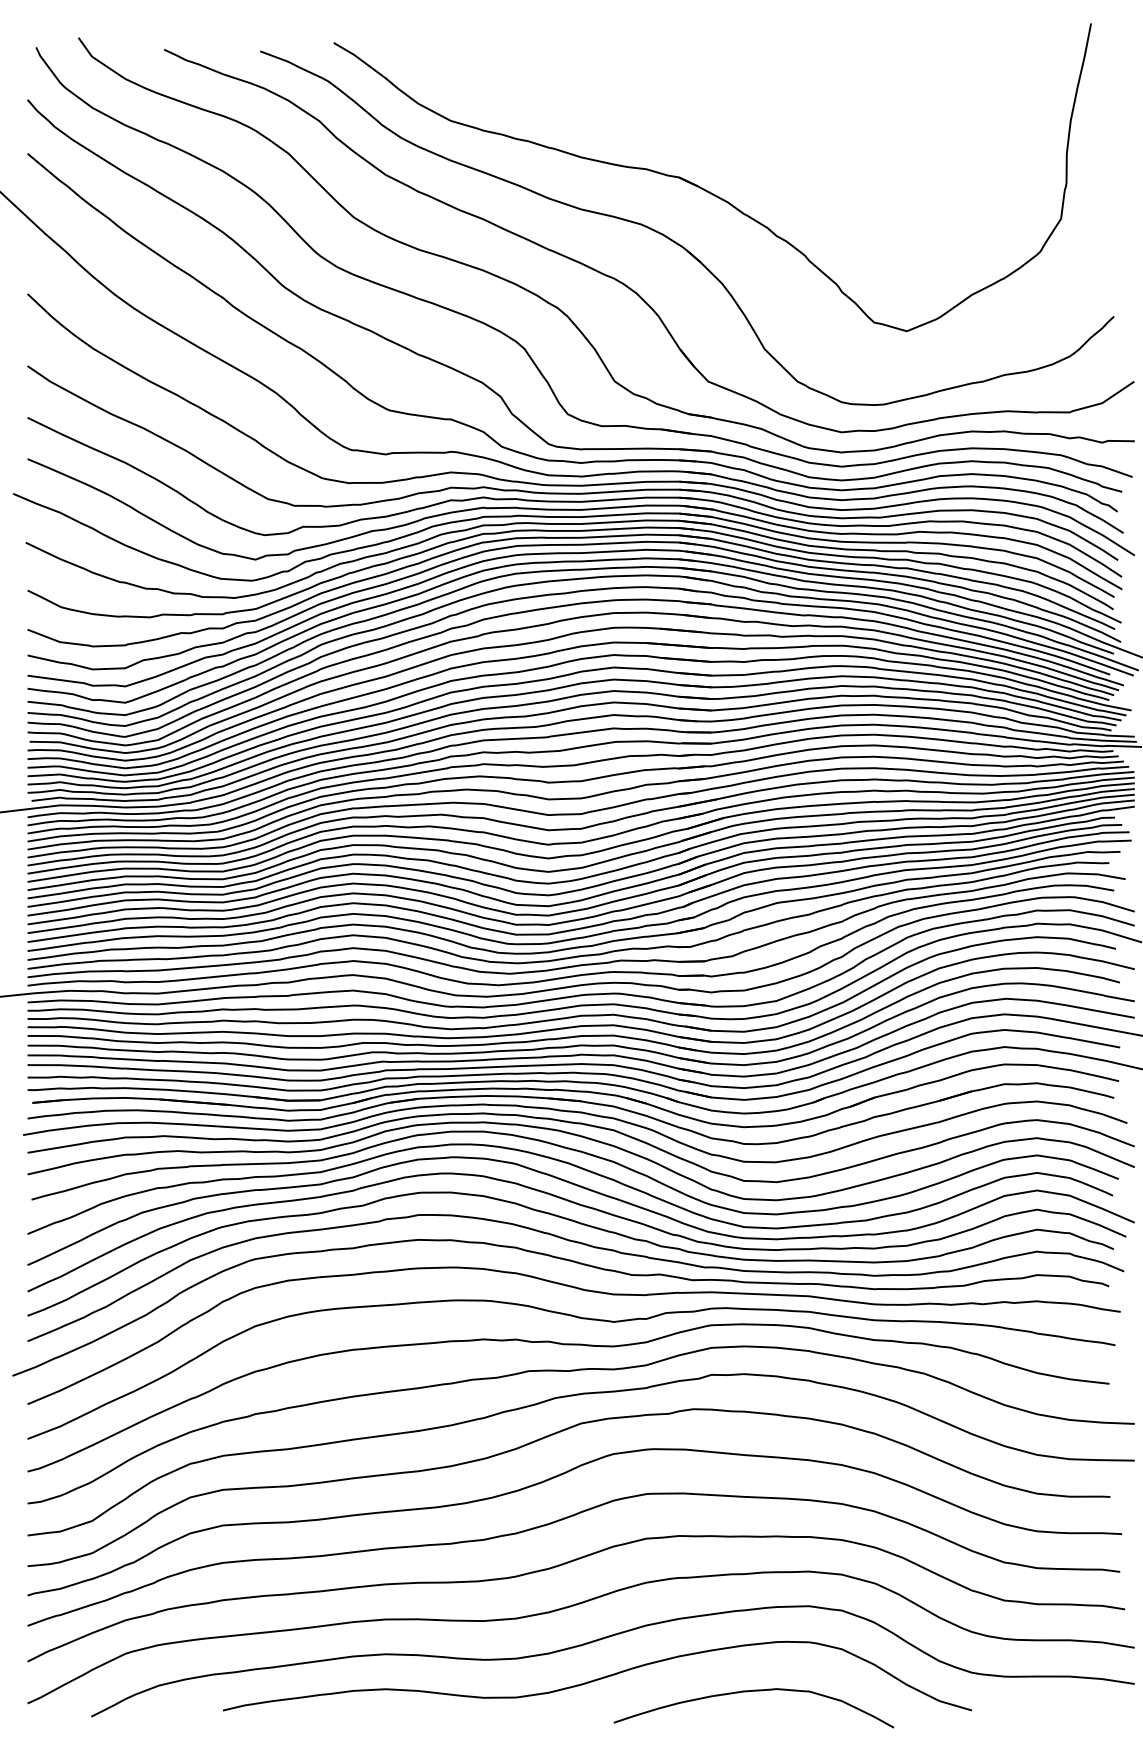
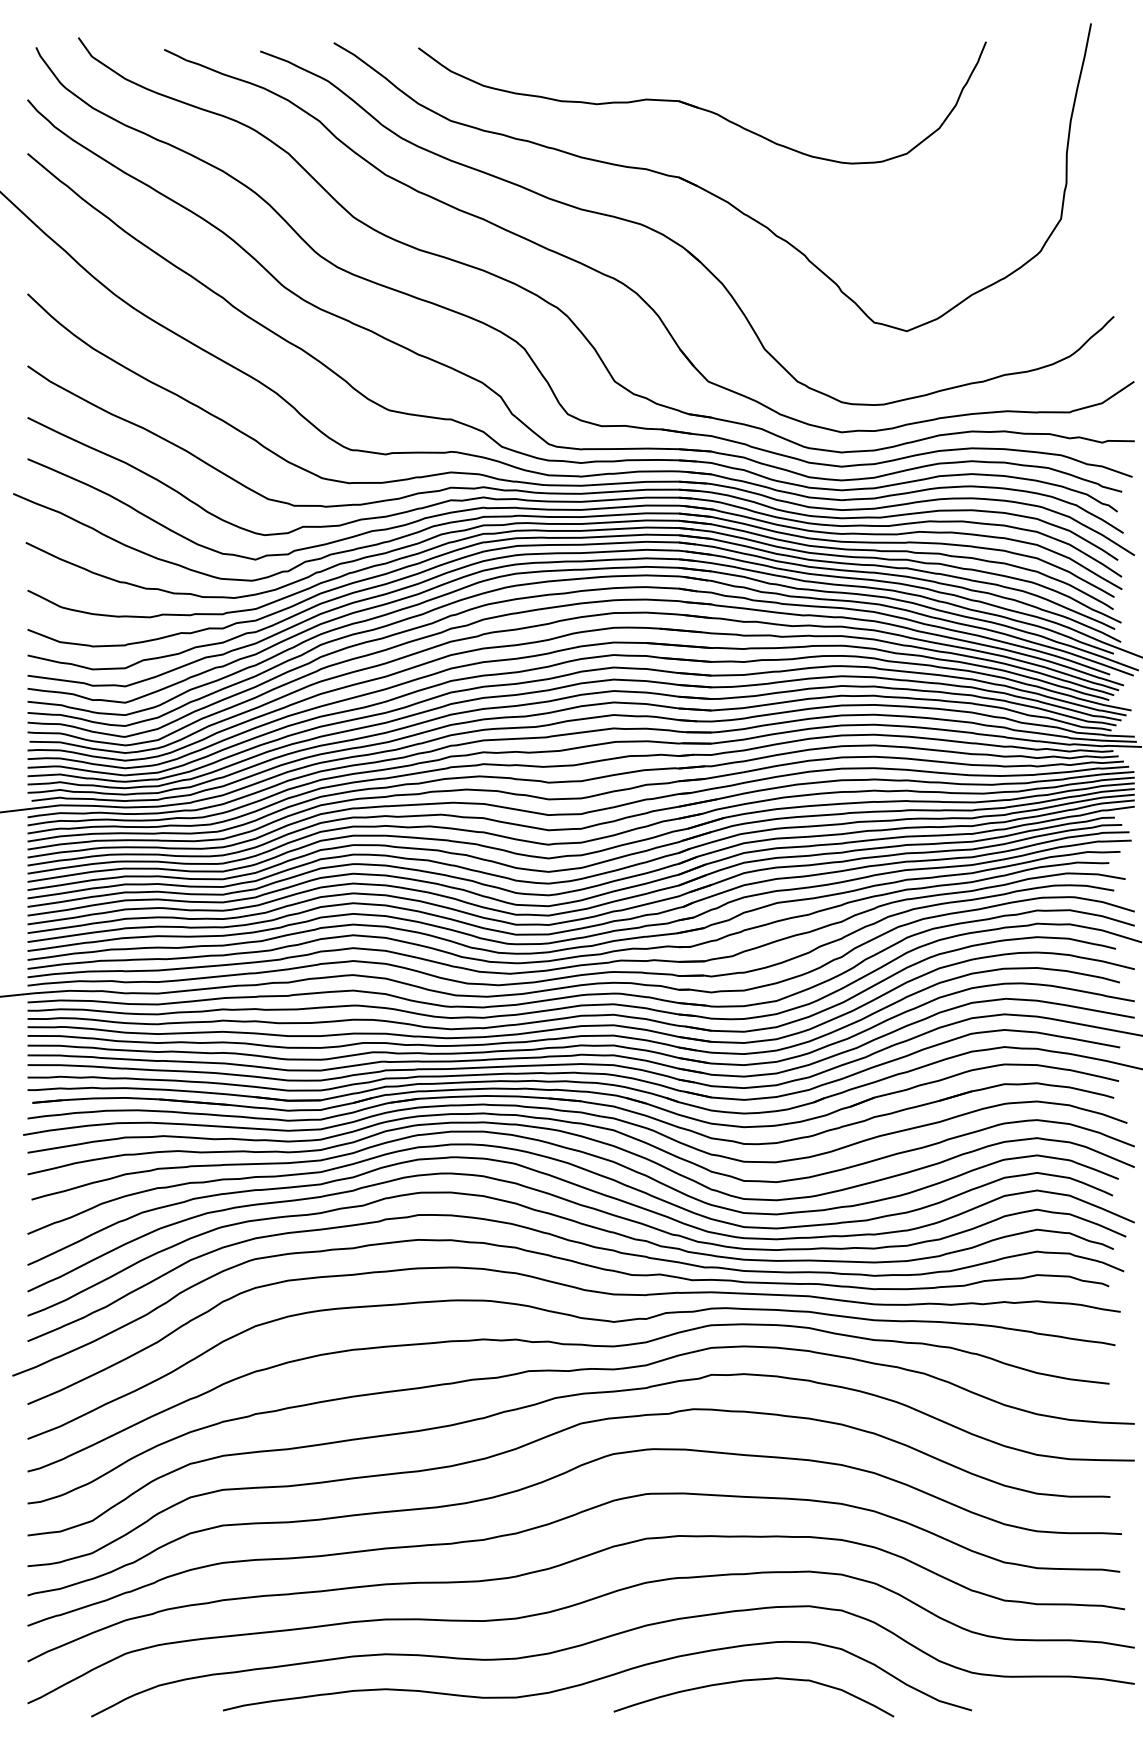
part: none -> present (702, 102)
curve position: (753, 1691) -> (753, 1680) (753, 1680)
